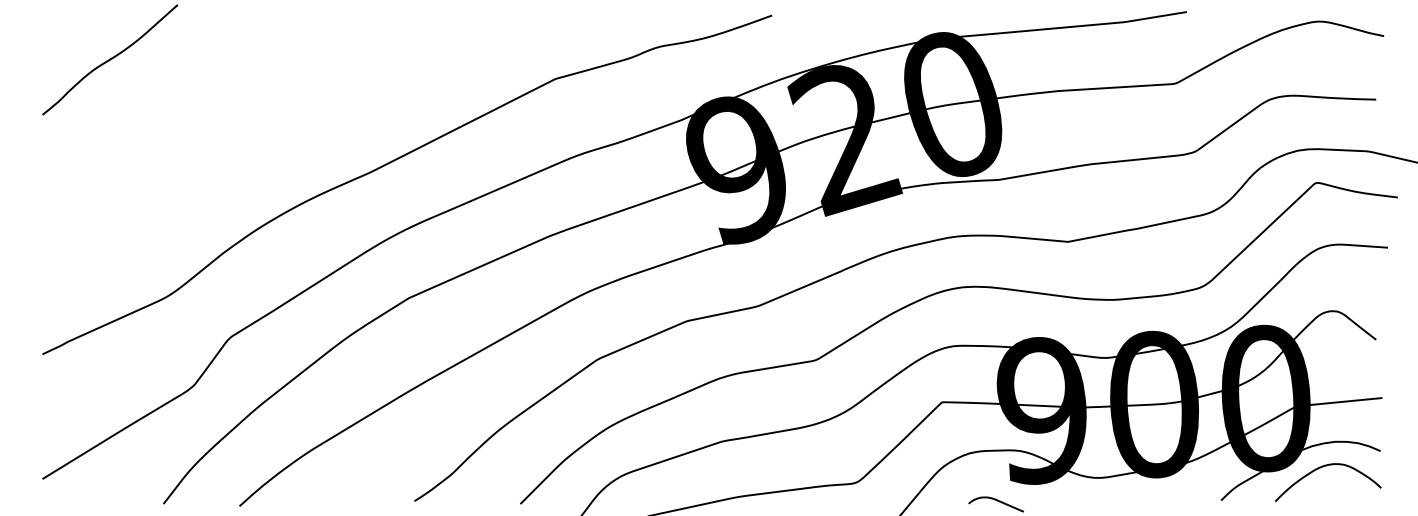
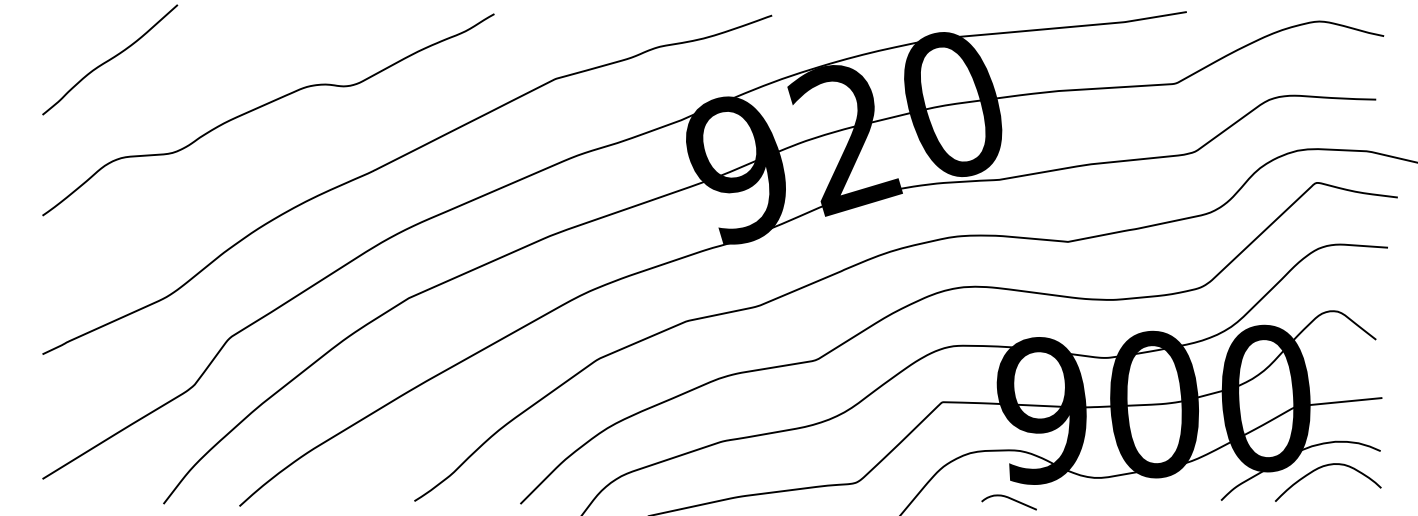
curve: none -> present (266, 105)
curve position: (997, 501) -> (1010, 499) (1010, 499)
